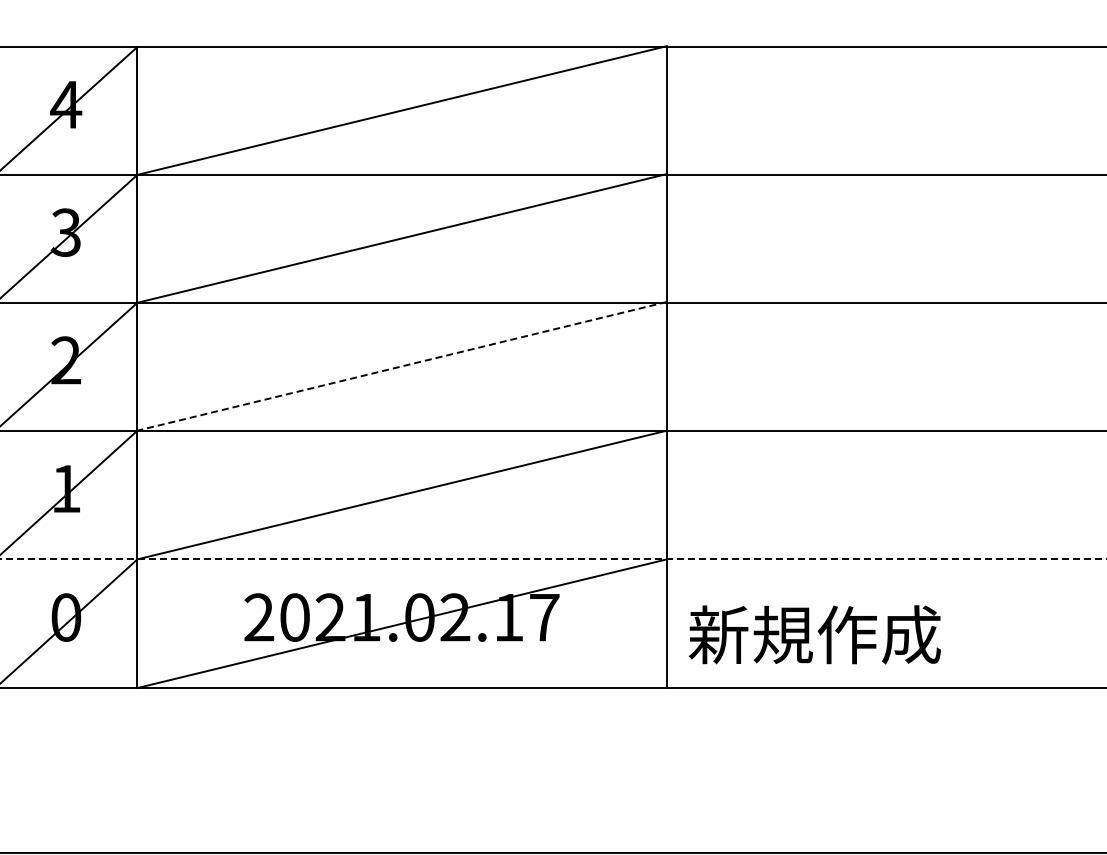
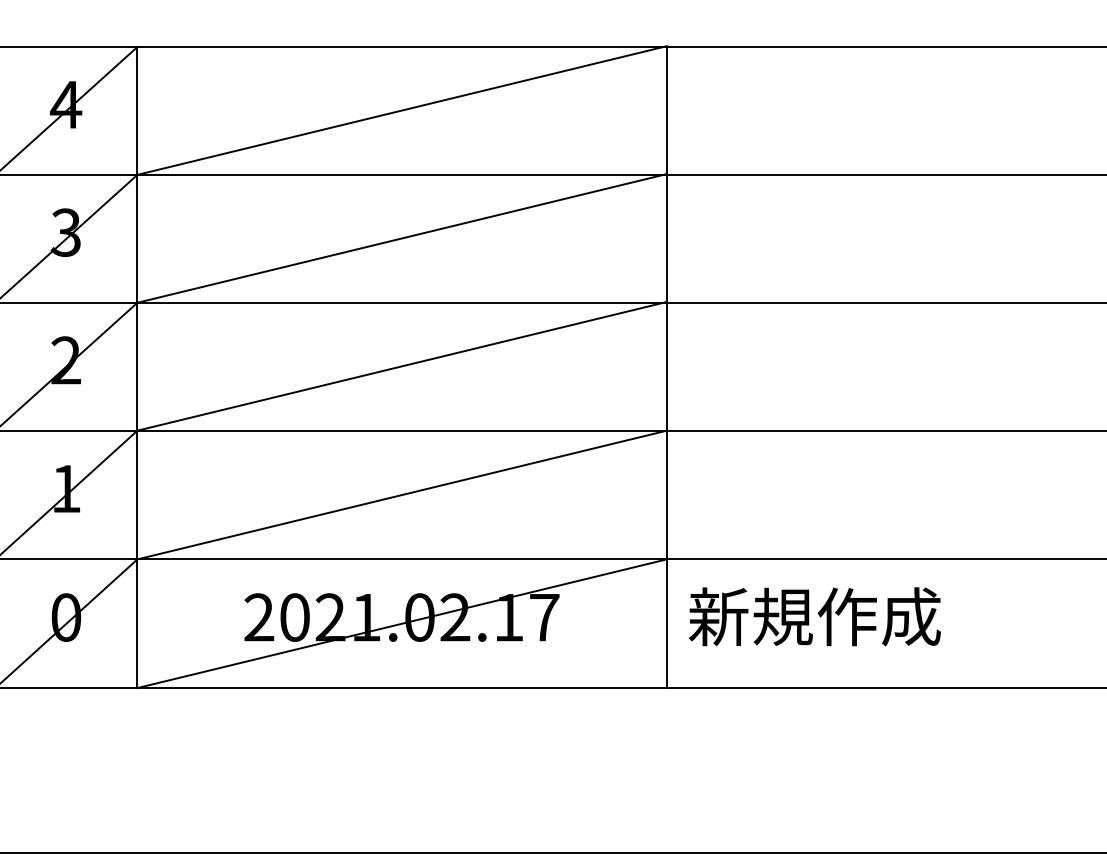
line: dashed -> solid (401, 366)
line: dashed -> solid (553, 559)
text position: (814, 634) -> (814, 616) (814, 616)
